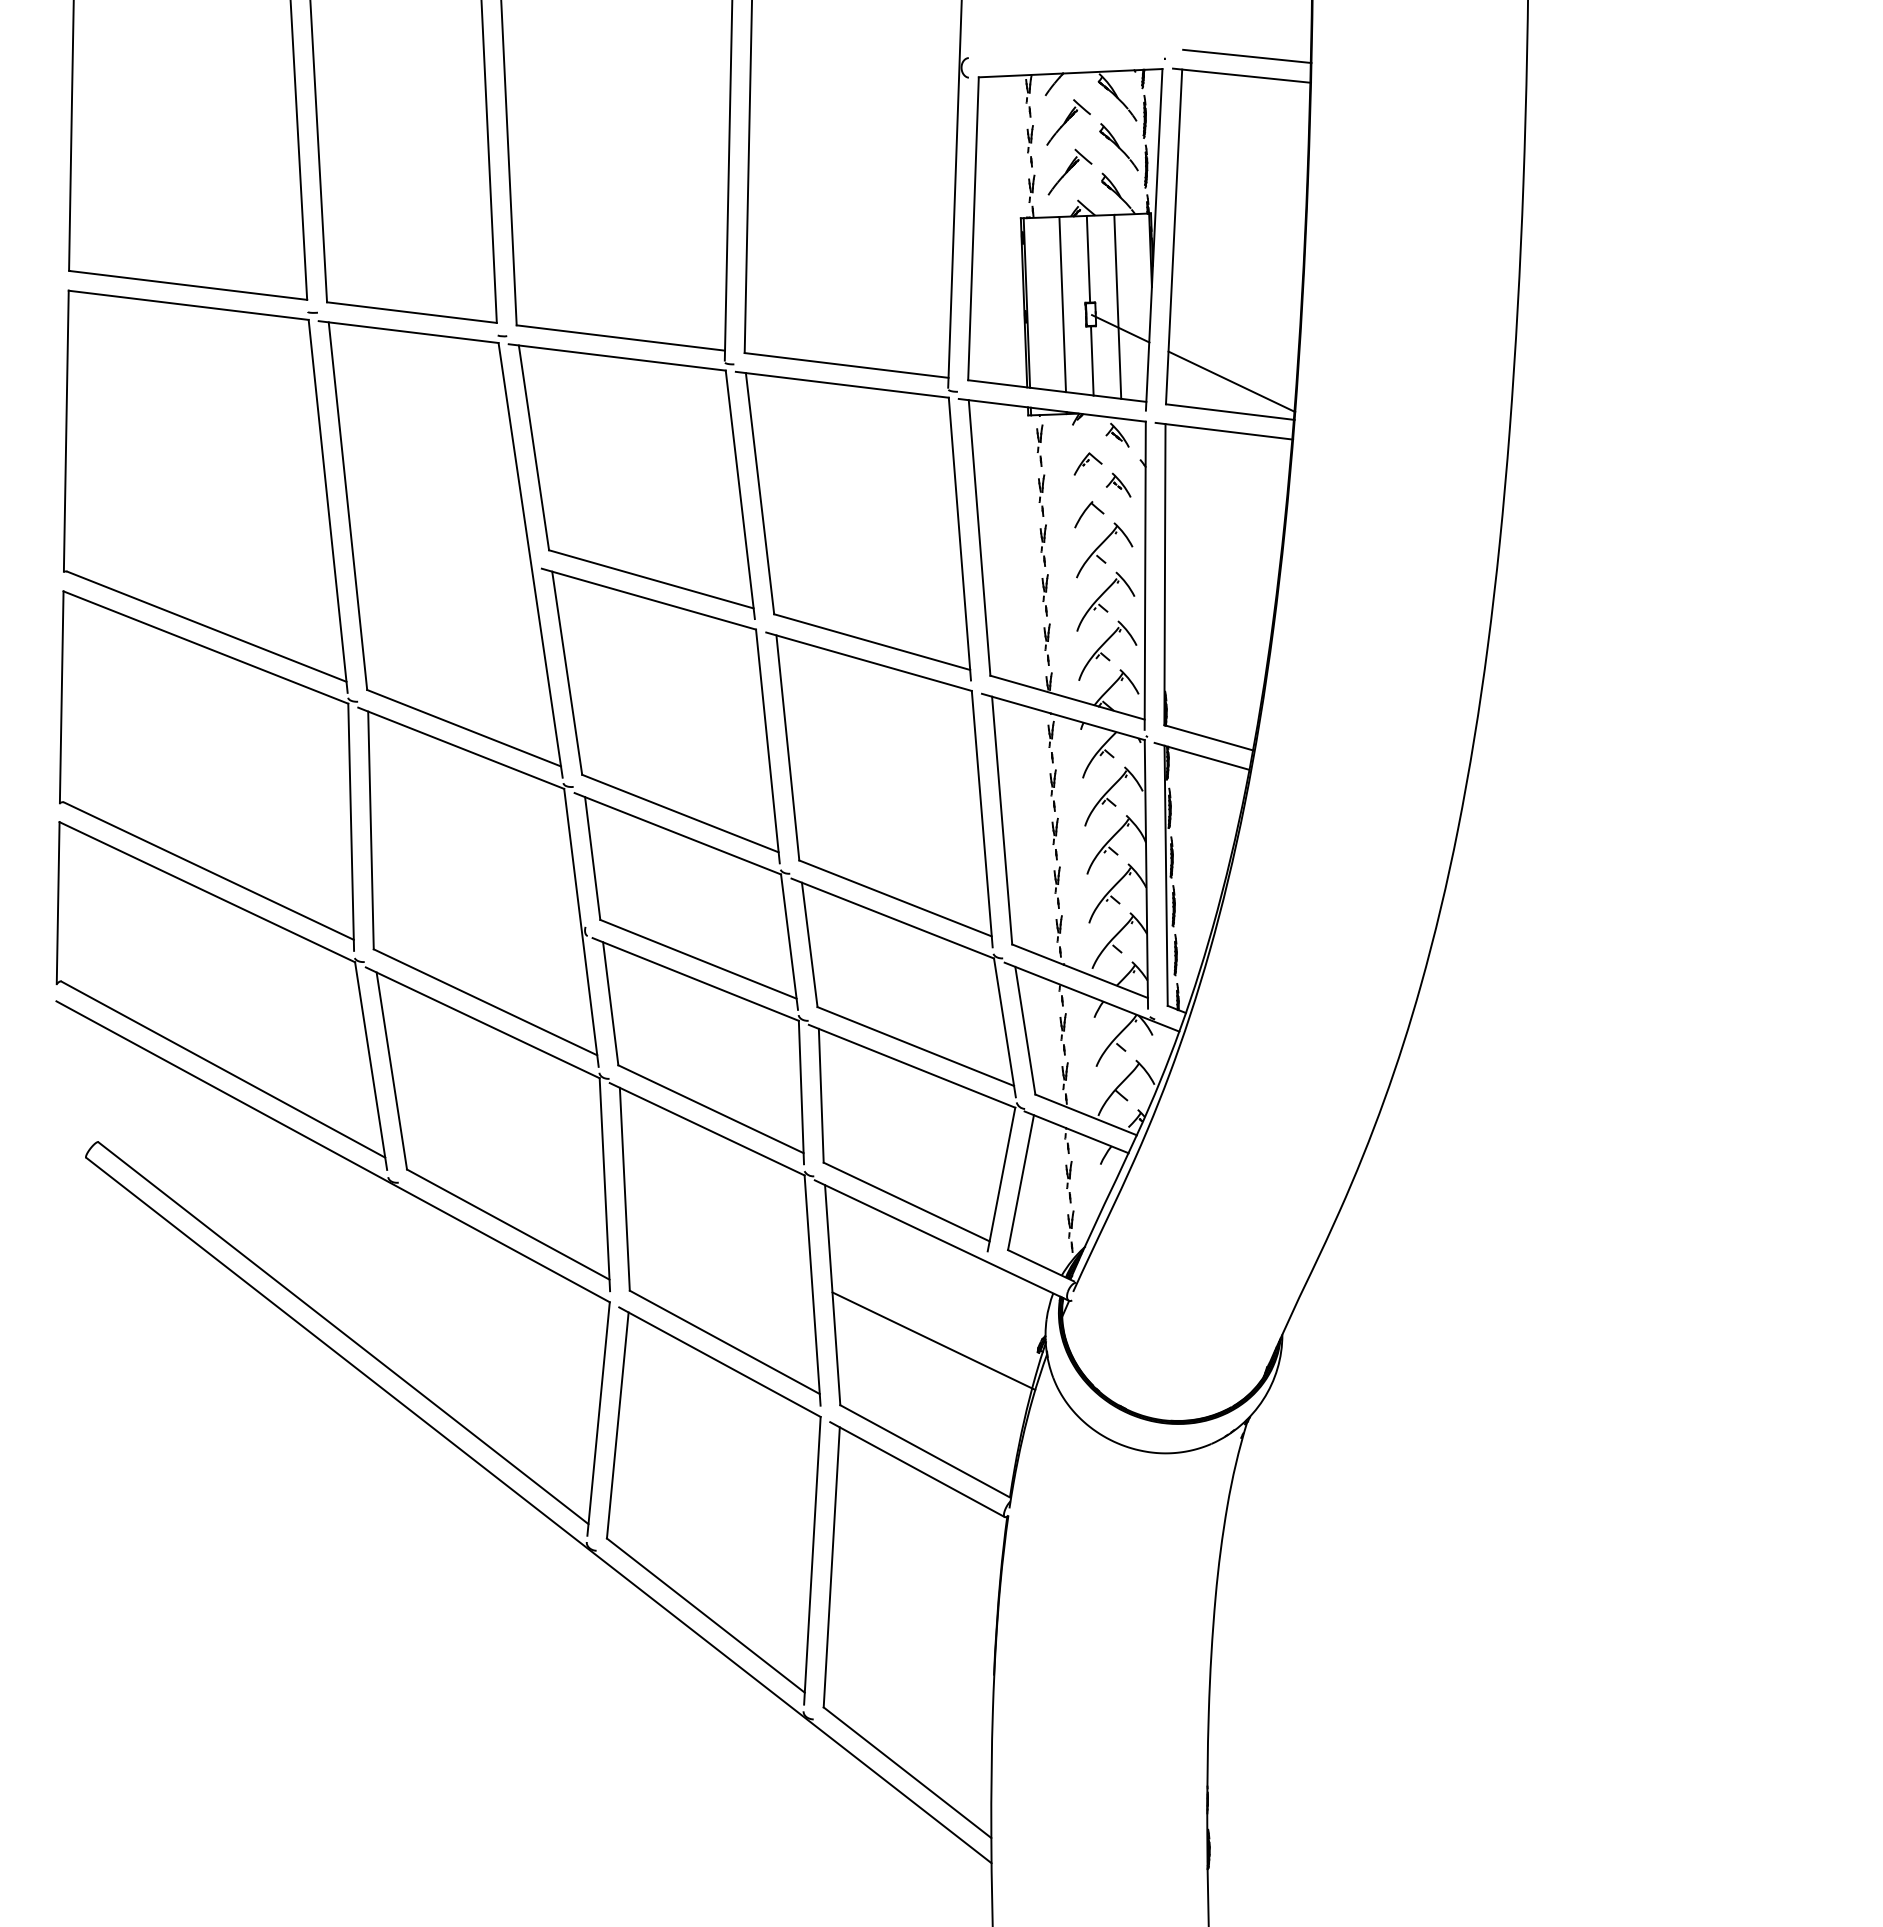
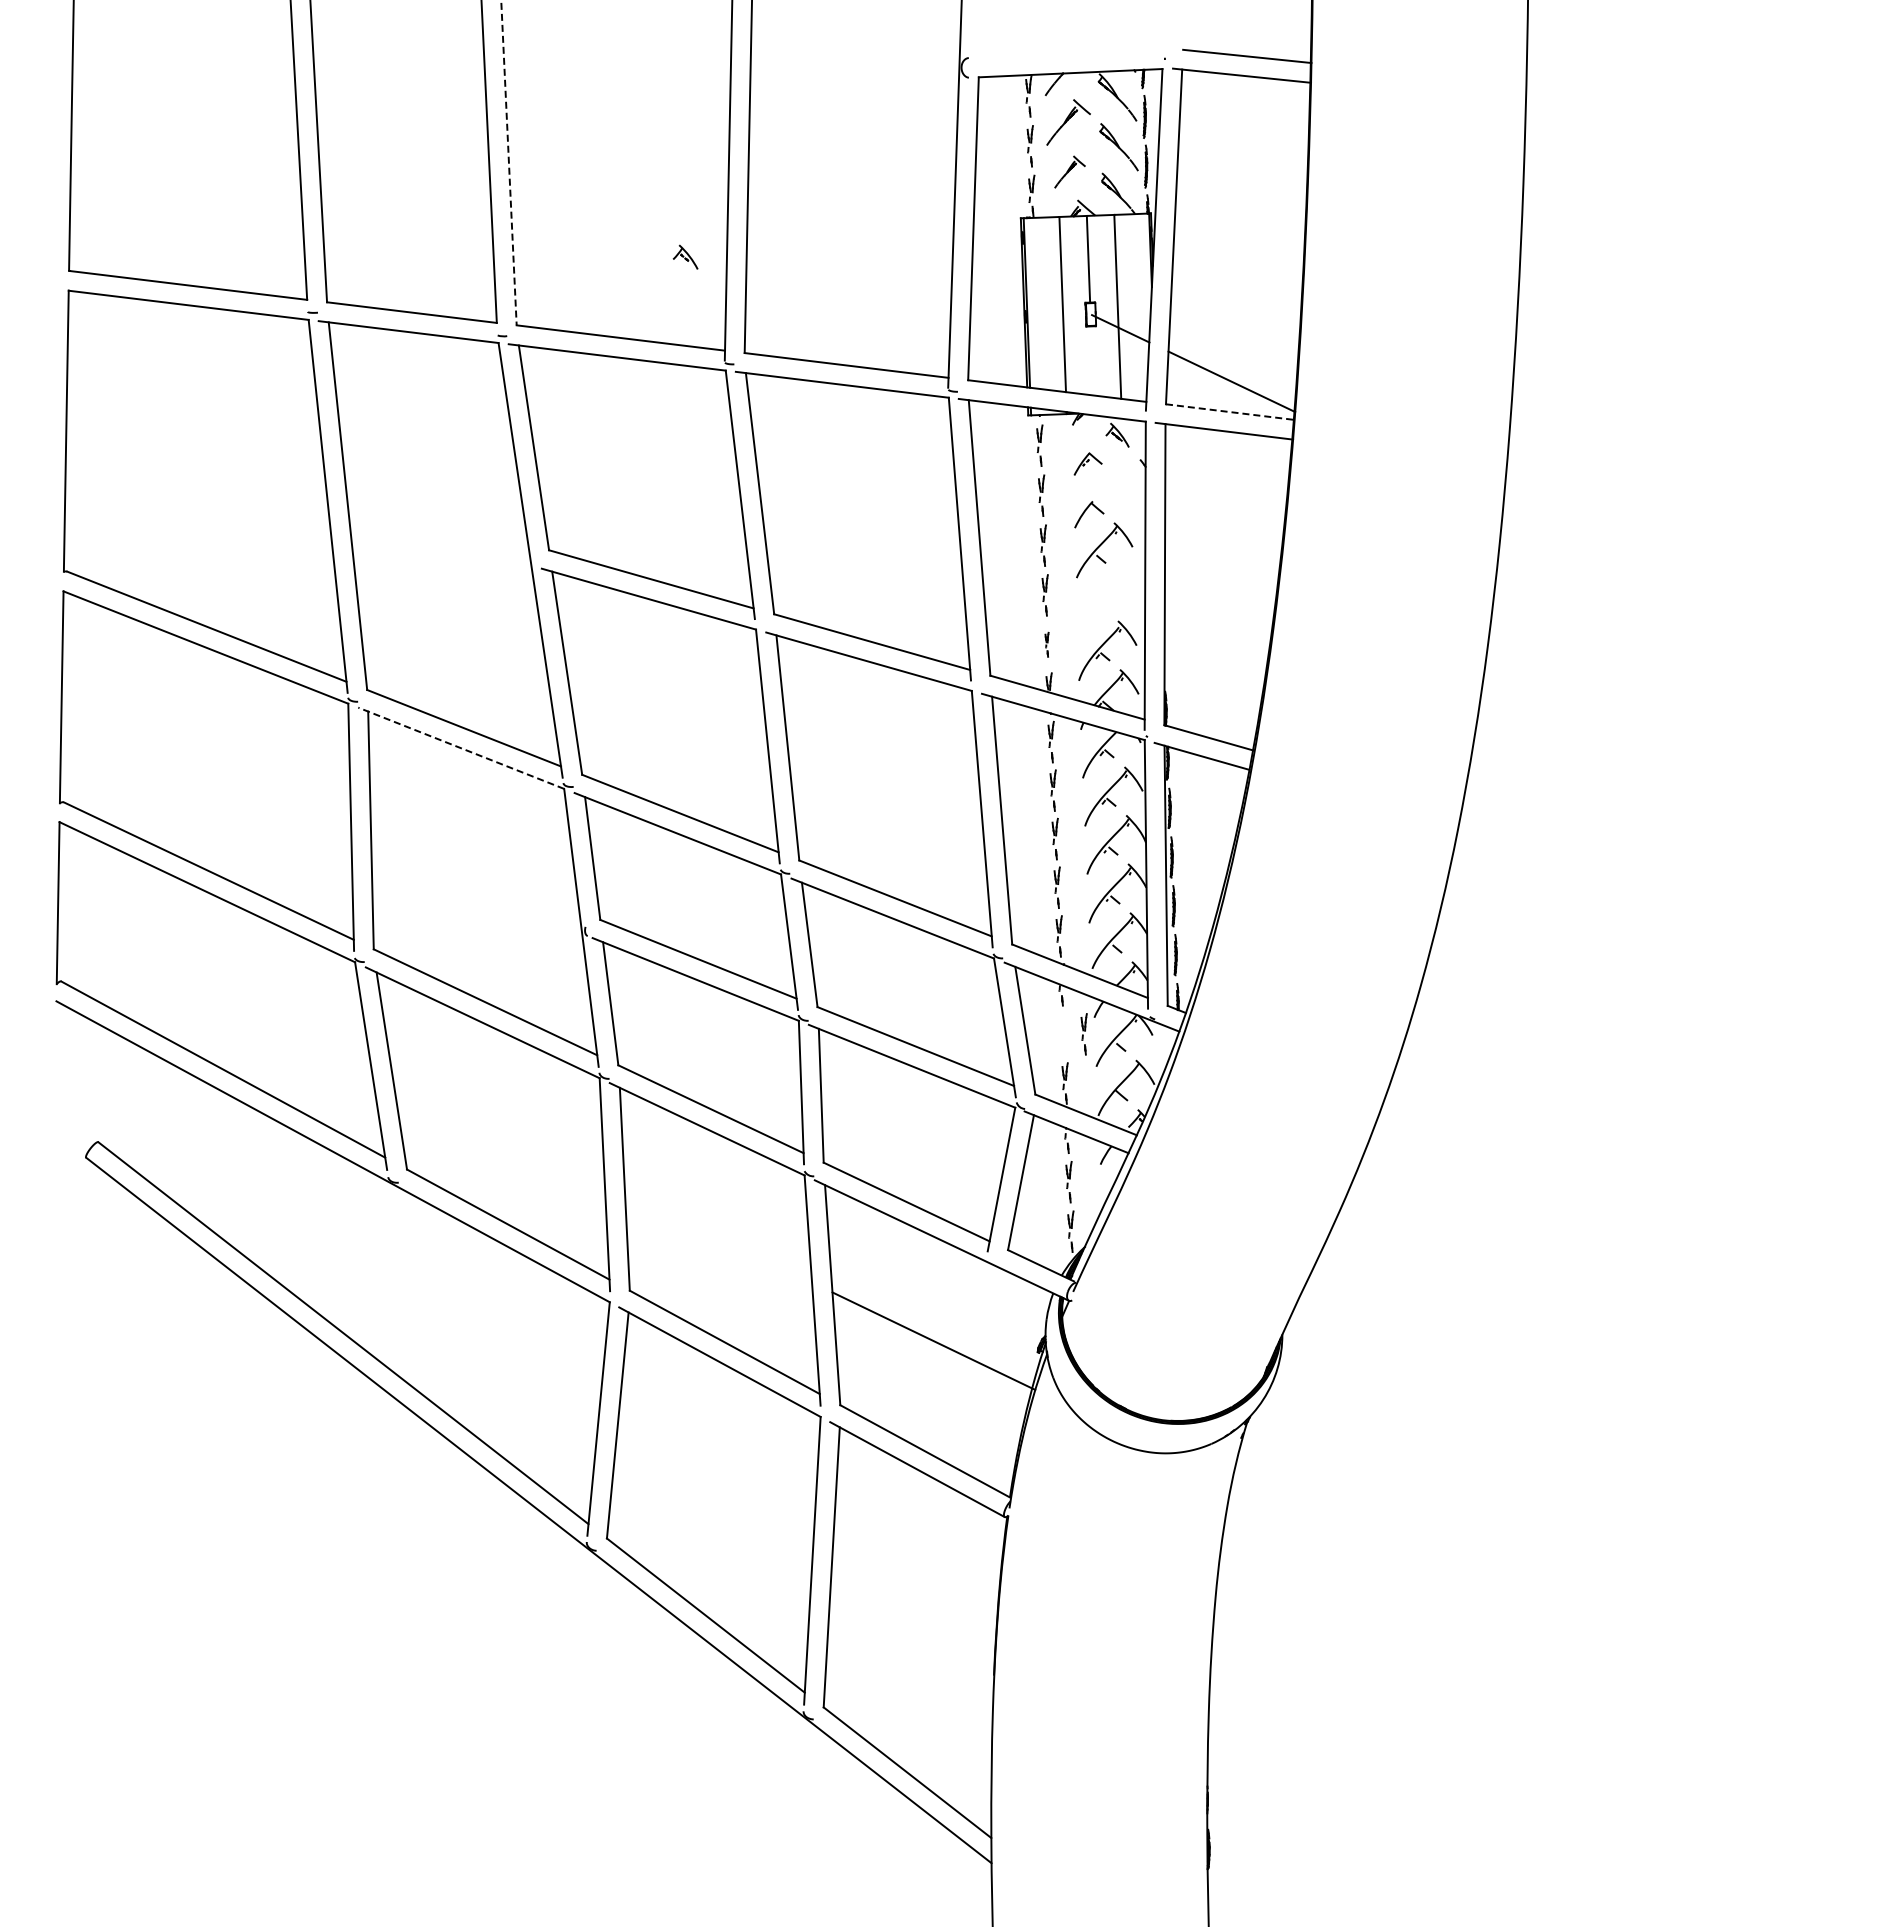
line: solid -> dashed (509, 163)
part size: 46x48 px -> 32x34 px (1069, 171)
line: present -> none (1092, 360)
line: solid -> dashed (1230, 412)
part position: (1118, 484) -> (685, 256) (685, 256)
part: present -> none (1105, 601)
part size: 8x43 px -> 6x27 px (1046, 644)
line: solid -> dashed (461, 748)
part position: (1062, 1034) -> (1083, 1034) (1083, 1034)
